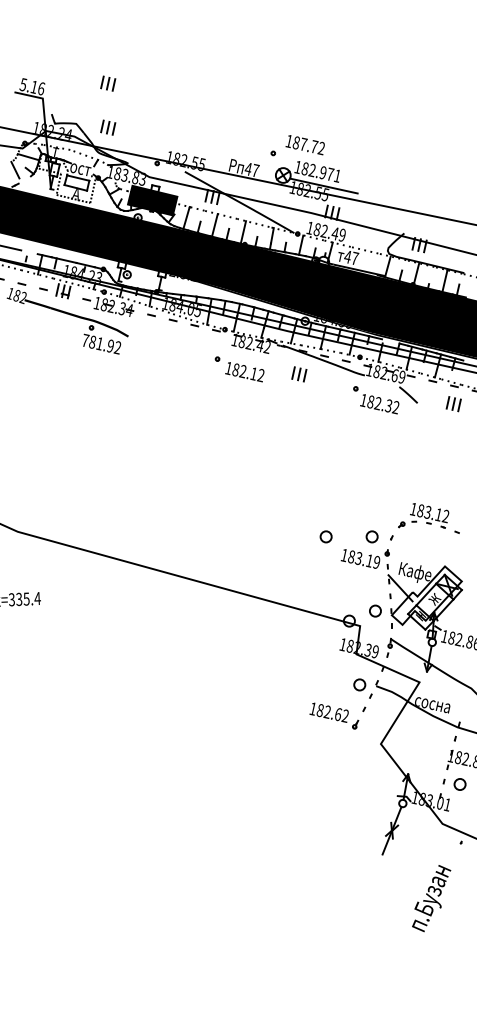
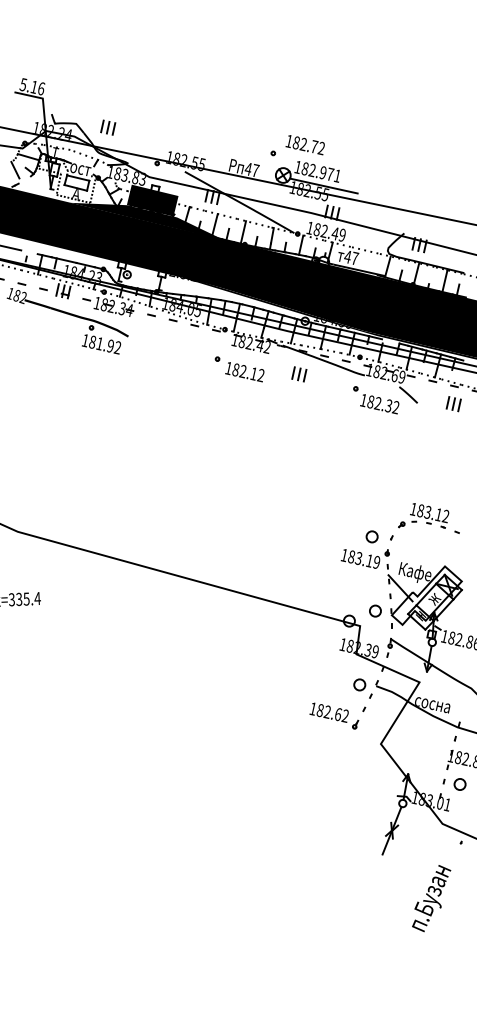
part: present -> none (108, 83)
text: 187.72 -> 182.72 (303, 144)
fill: none -> present (147, 221)
text: 781.92 -> 181.92 (85, 340)
part: present -> none (325, 536)
